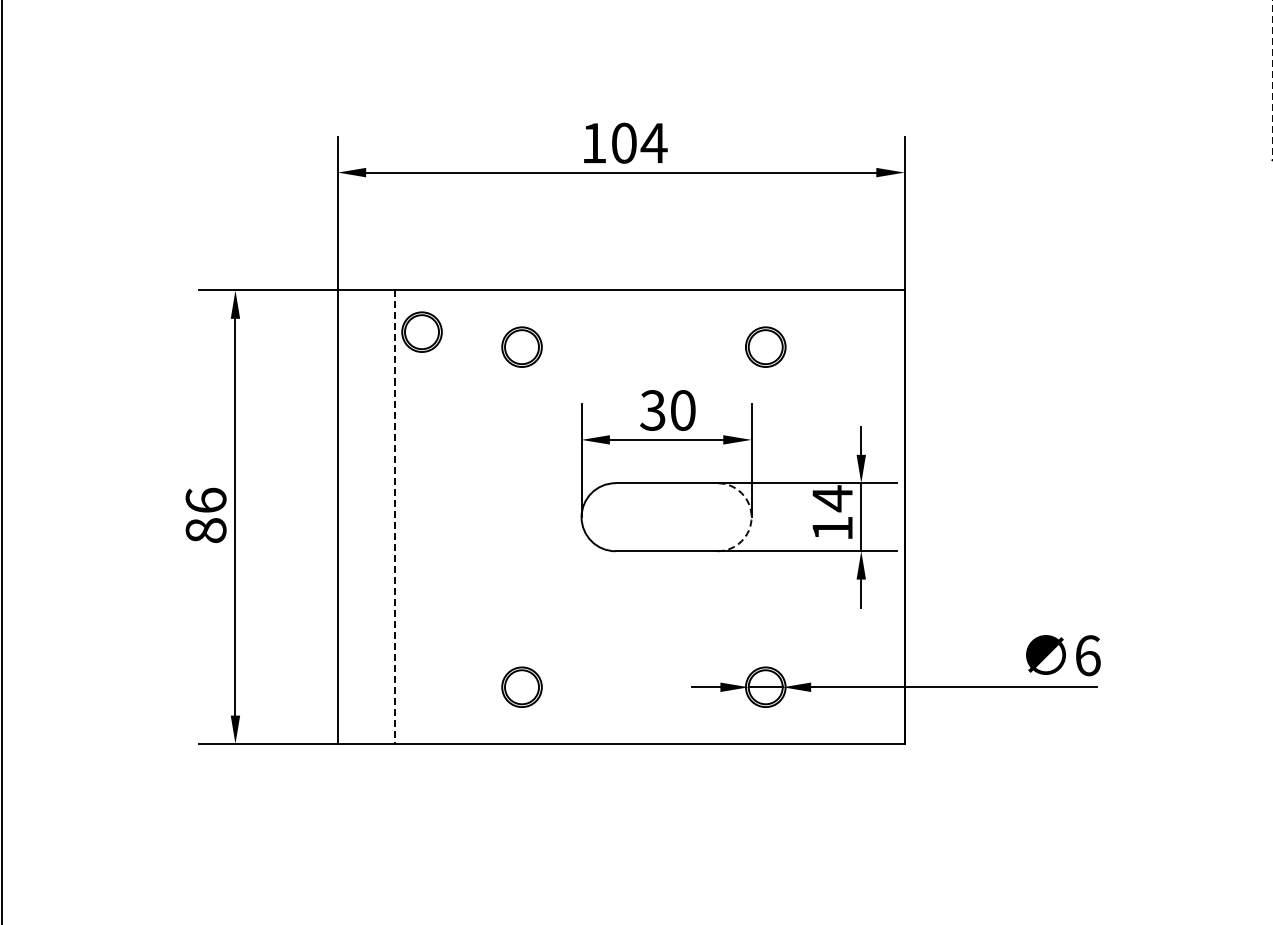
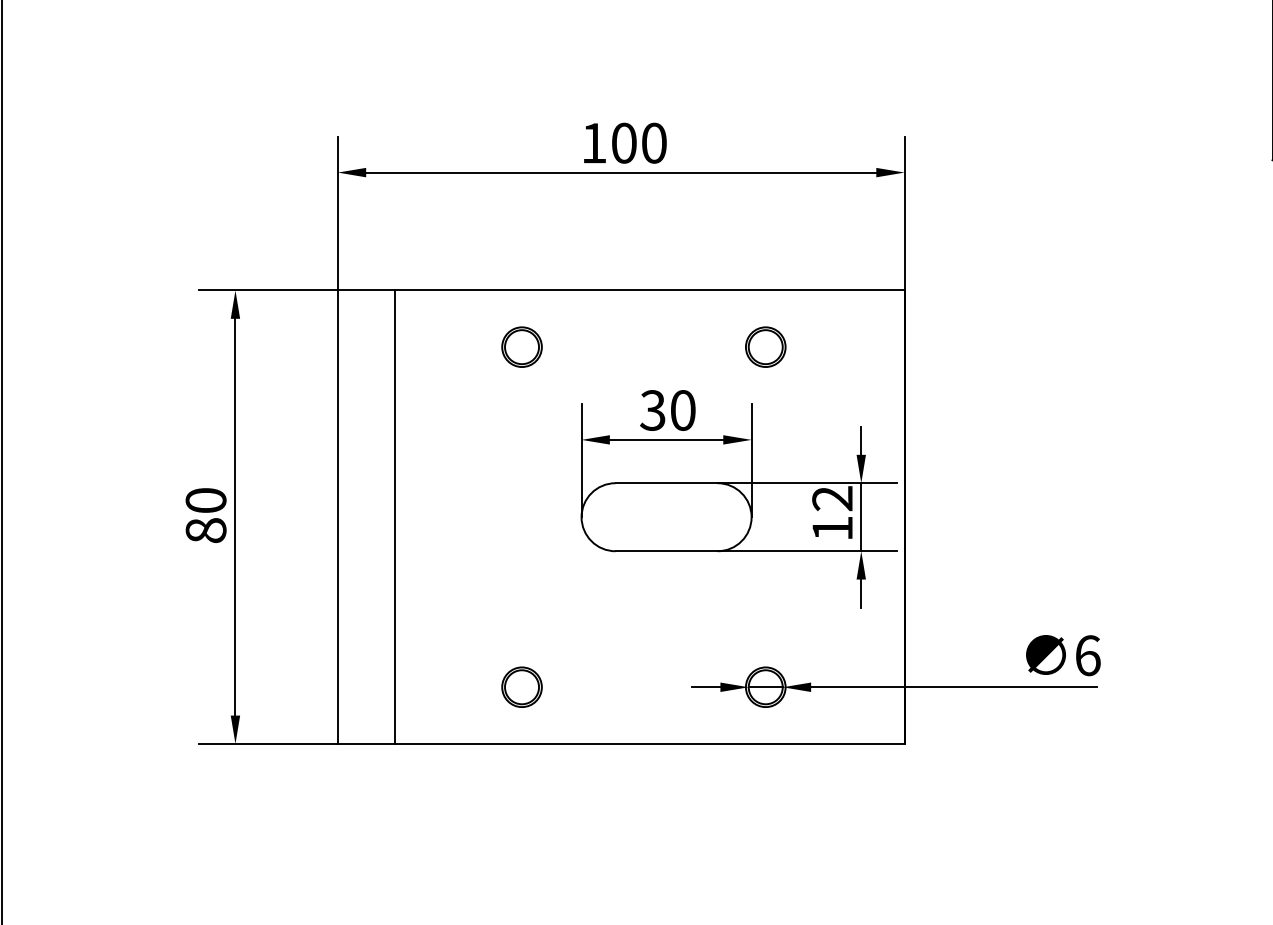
line: dashed -> solid (1272, 80)
text: 104 -> 100 (653, 142)
part: present -> none (421, 331)
text: 14 -> 12 (832, 498)
text: 86 -> 80 (205, 499)
line: dashed -> solid (394, 517)
arc: dashed -> solid (751, 517)
